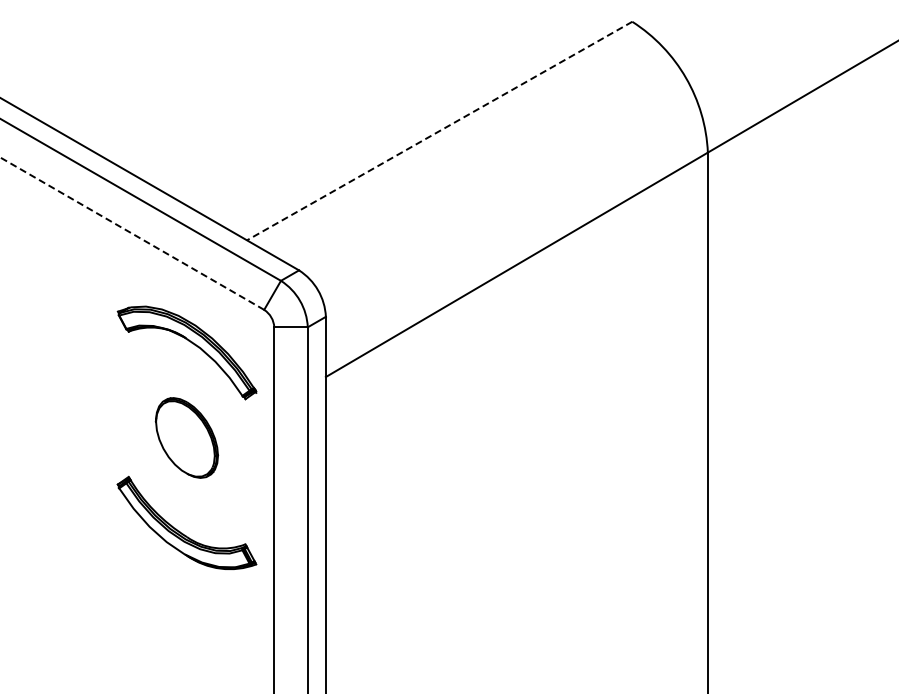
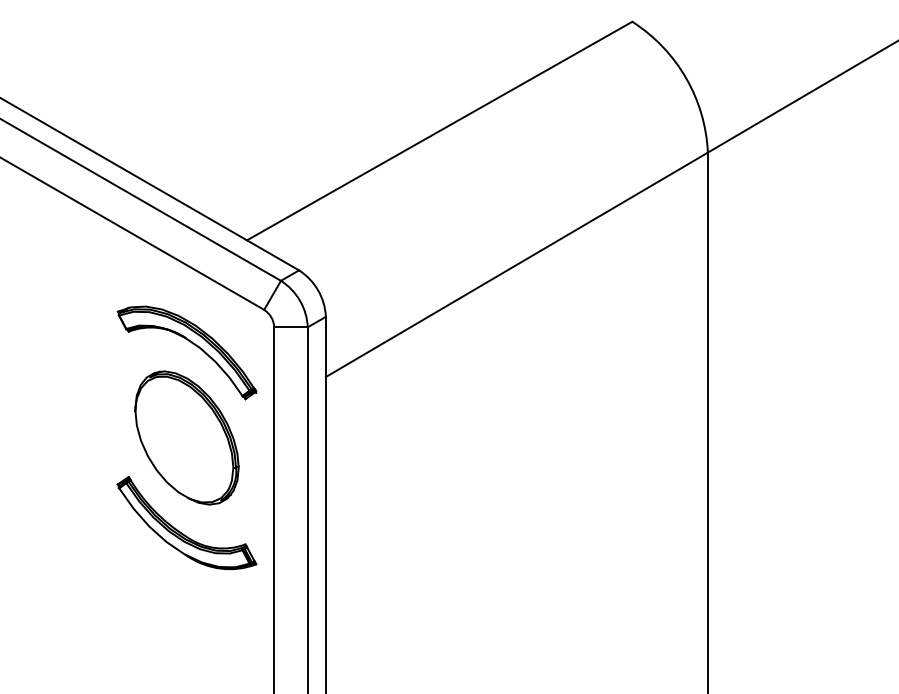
line: dashed -> solid (439, 131)
line: dashed -> solid (131, 233)
part size: 66x82 px -> 106x136 px (186, 437)
